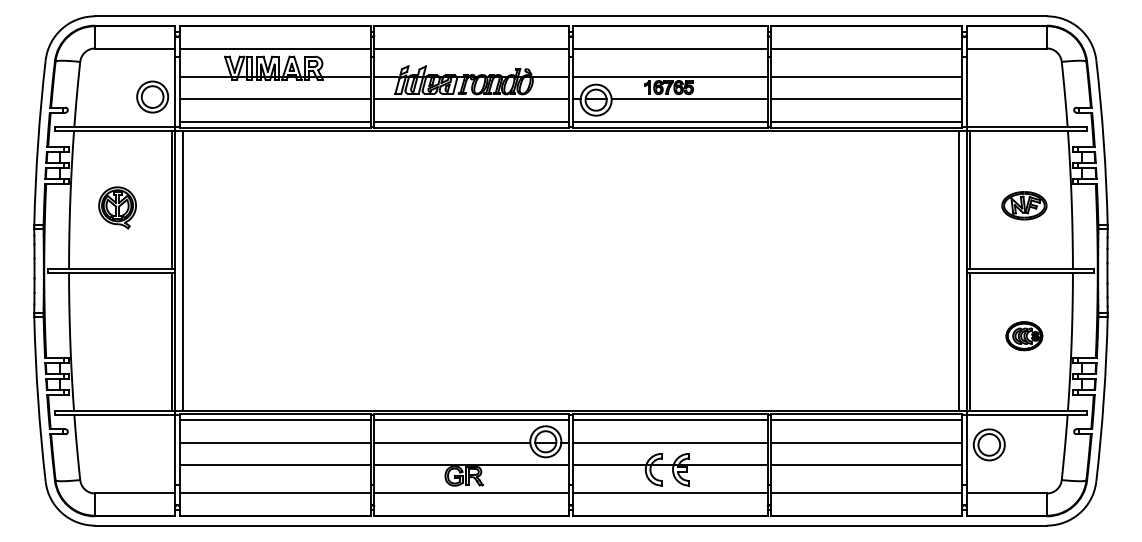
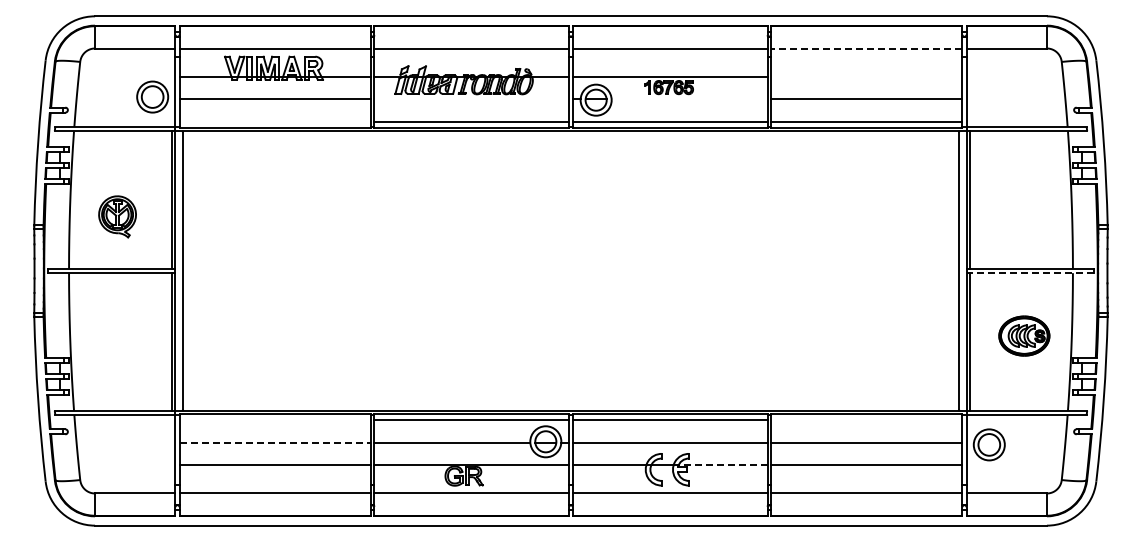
line: solid -> dashed (866, 48)
line: present -> none (866, 77)
line: present -> none (471, 99)
line: present -> none (689, 99)
line: present -> none (275, 121)
part: present -> none (1024, 205)
part position: (117, 207) -> (117, 216) (117, 216)
line: solid -> dashed (1030, 273)
part size: 39x31 px -> 53x42 px (1024, 335)
line: present -> none (275, 420)
line: present -> none (866, 420)
line: solid -> dashed (275, 442)
line: solid -> dashed (722, 464)
